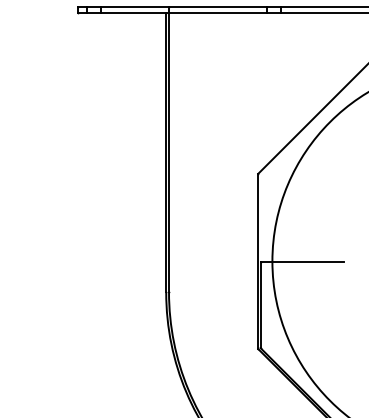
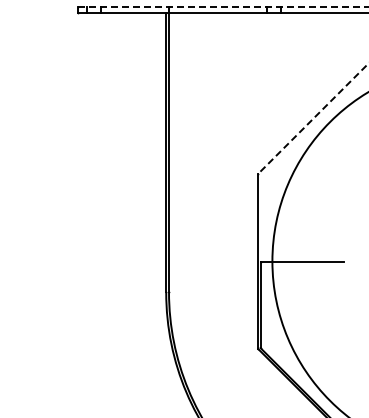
line: solid -> dashed (222, 7)
line: solid -> dashed (313, 118)
